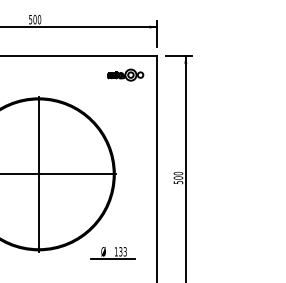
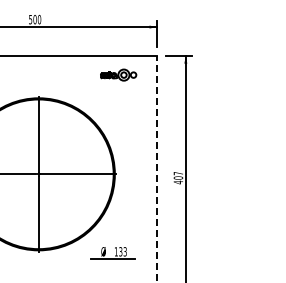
part position: (125, 74) -> (118, 74) (118, 74)
line: solid -> dashed (156, 168)
text: 500 -> 407 (178, 177)
